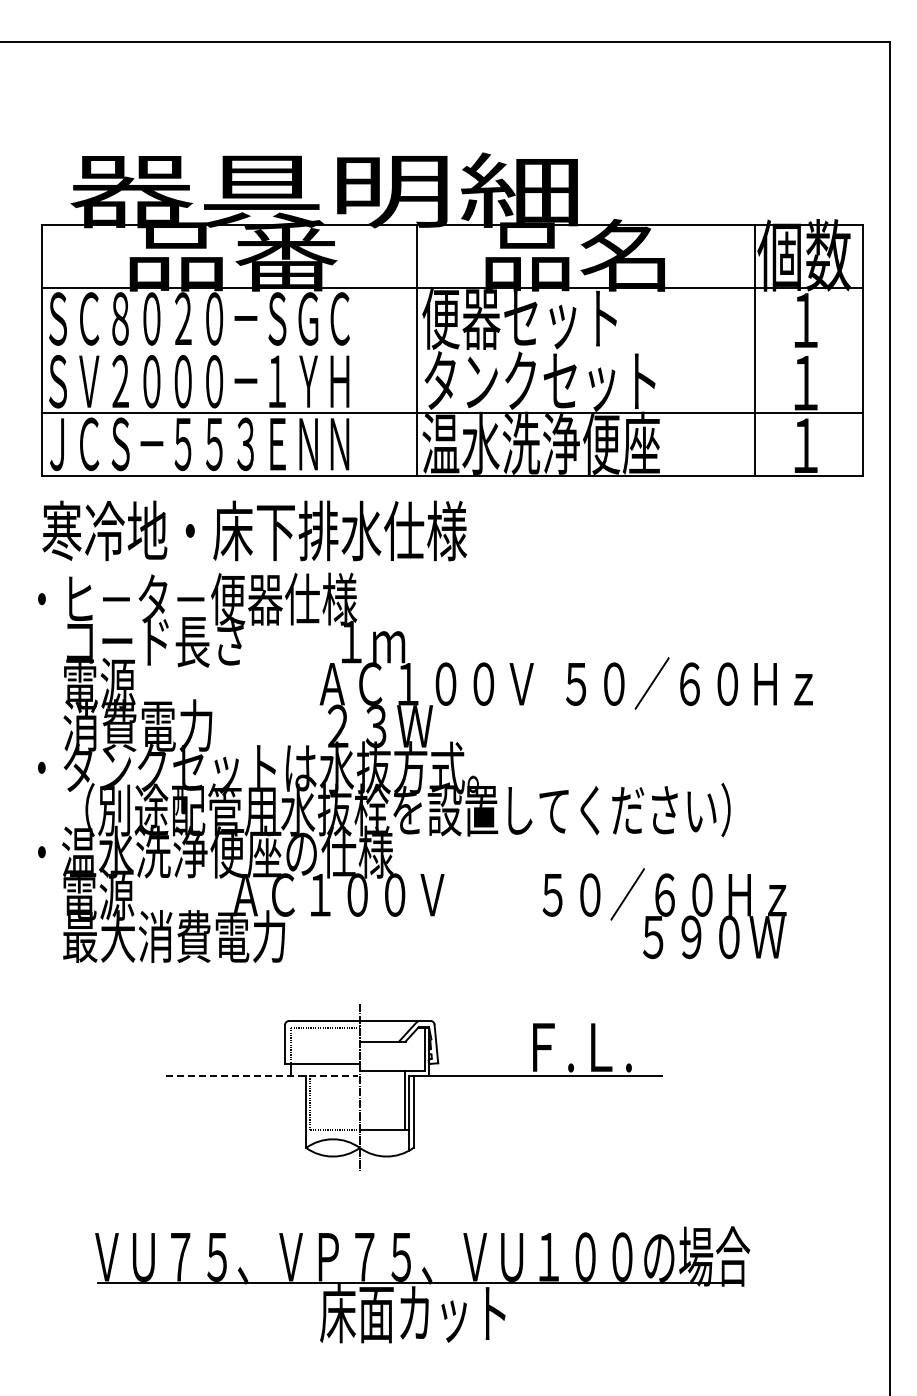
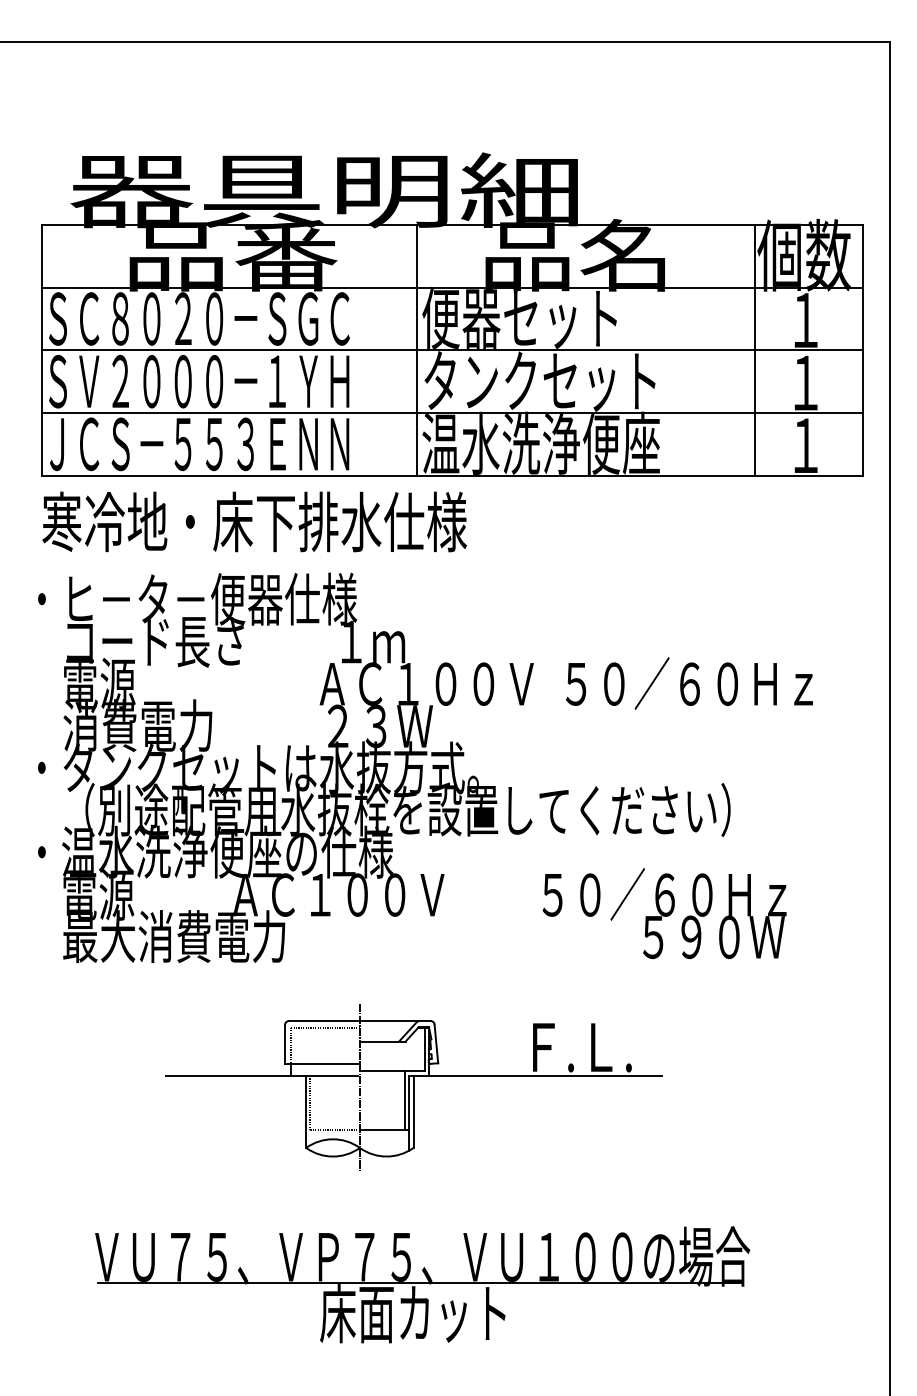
line: none -> present (452, 350)
text position: (254, 530) -> (254, 521) (254, 521)
line: dashed -> solid (262, 1075)
